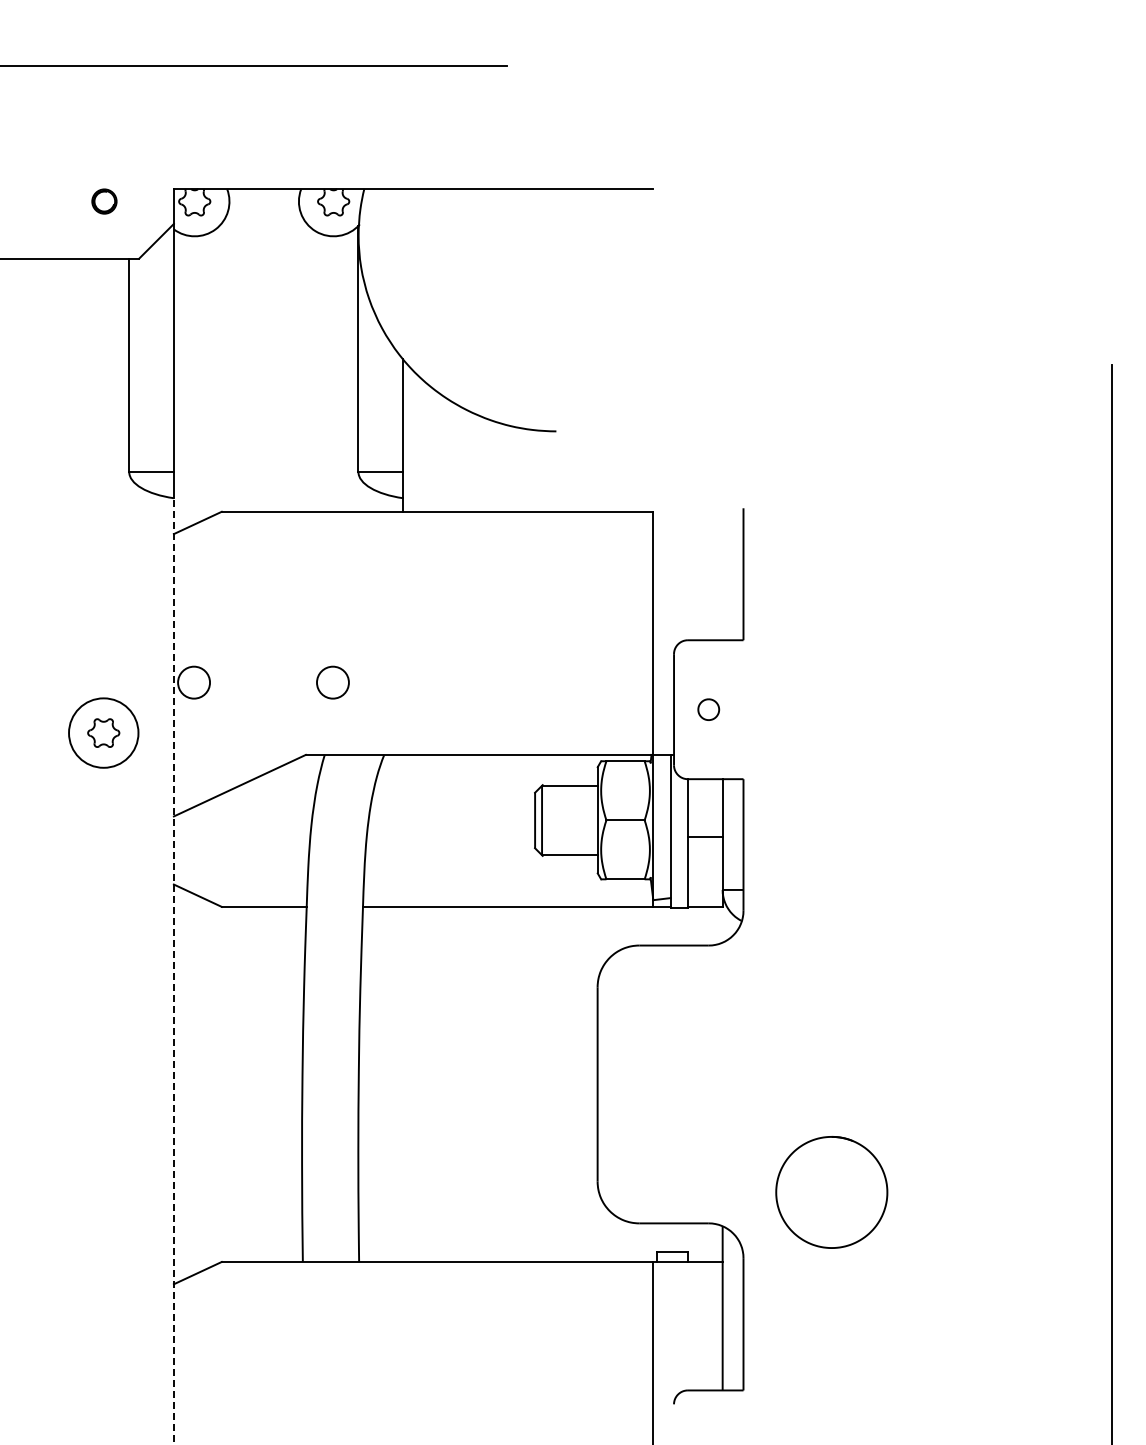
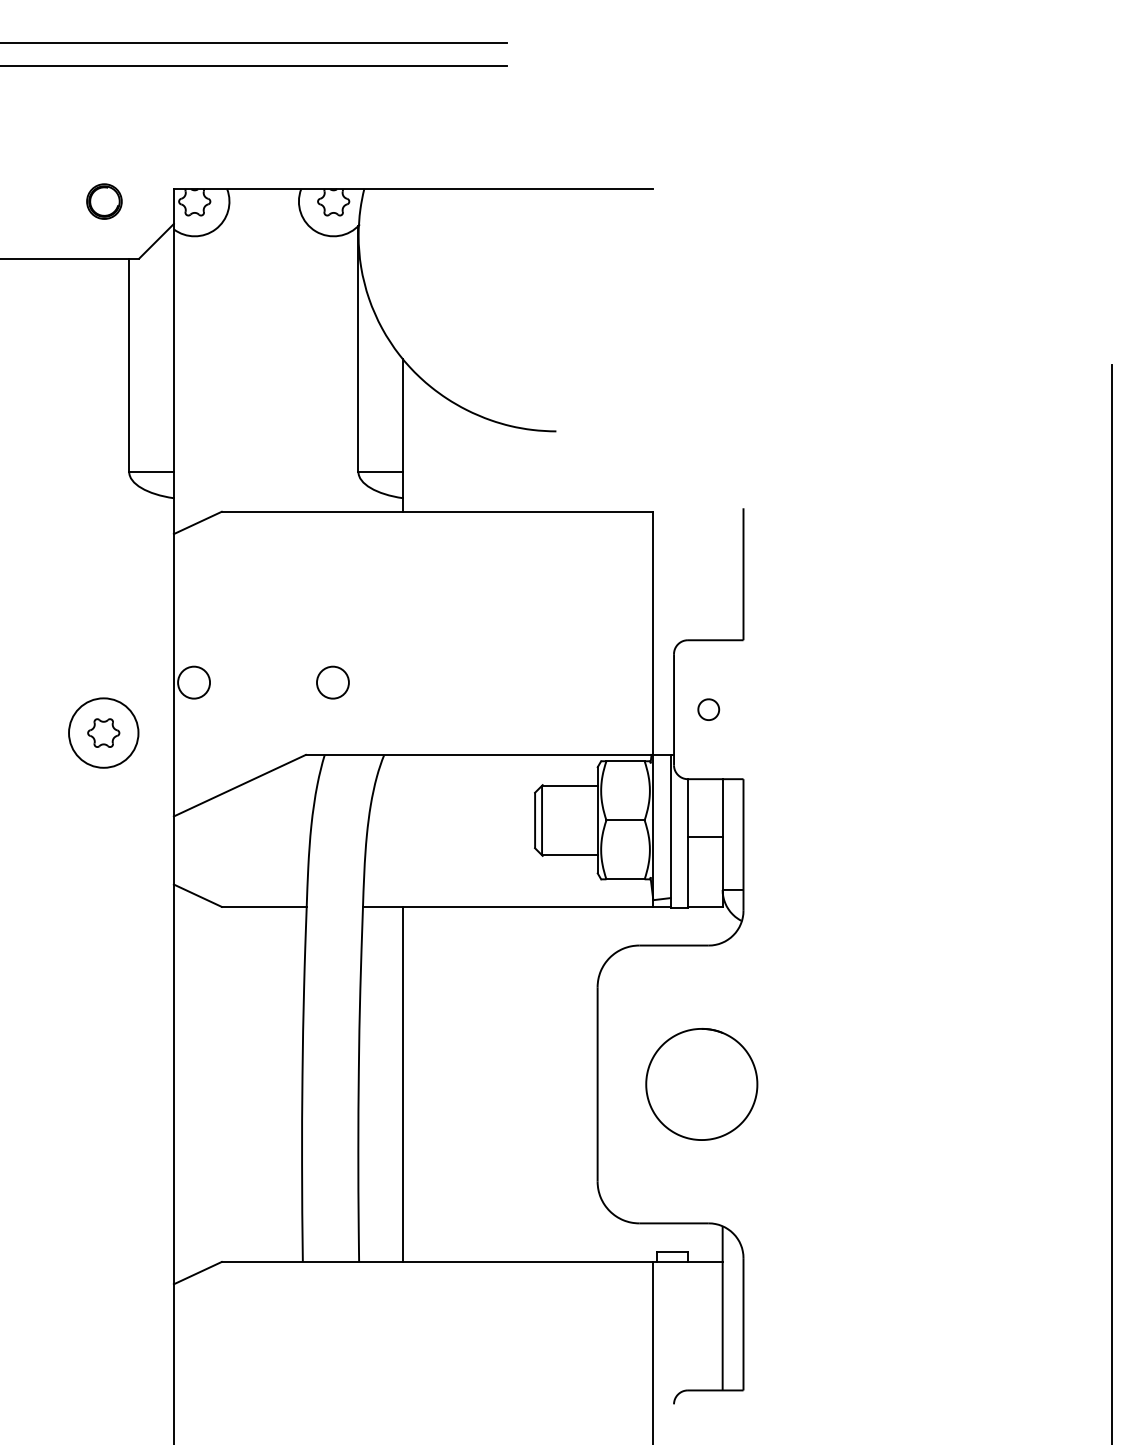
line: none -> present (254, 43)
part size: 27x27 px -> 37x37 px (104, 201)
line: dashed -> solid (173, 971)
line: none -> present (403, 1083)
part position: (831, 1192) -> (701, 1084) (701, 1084)
